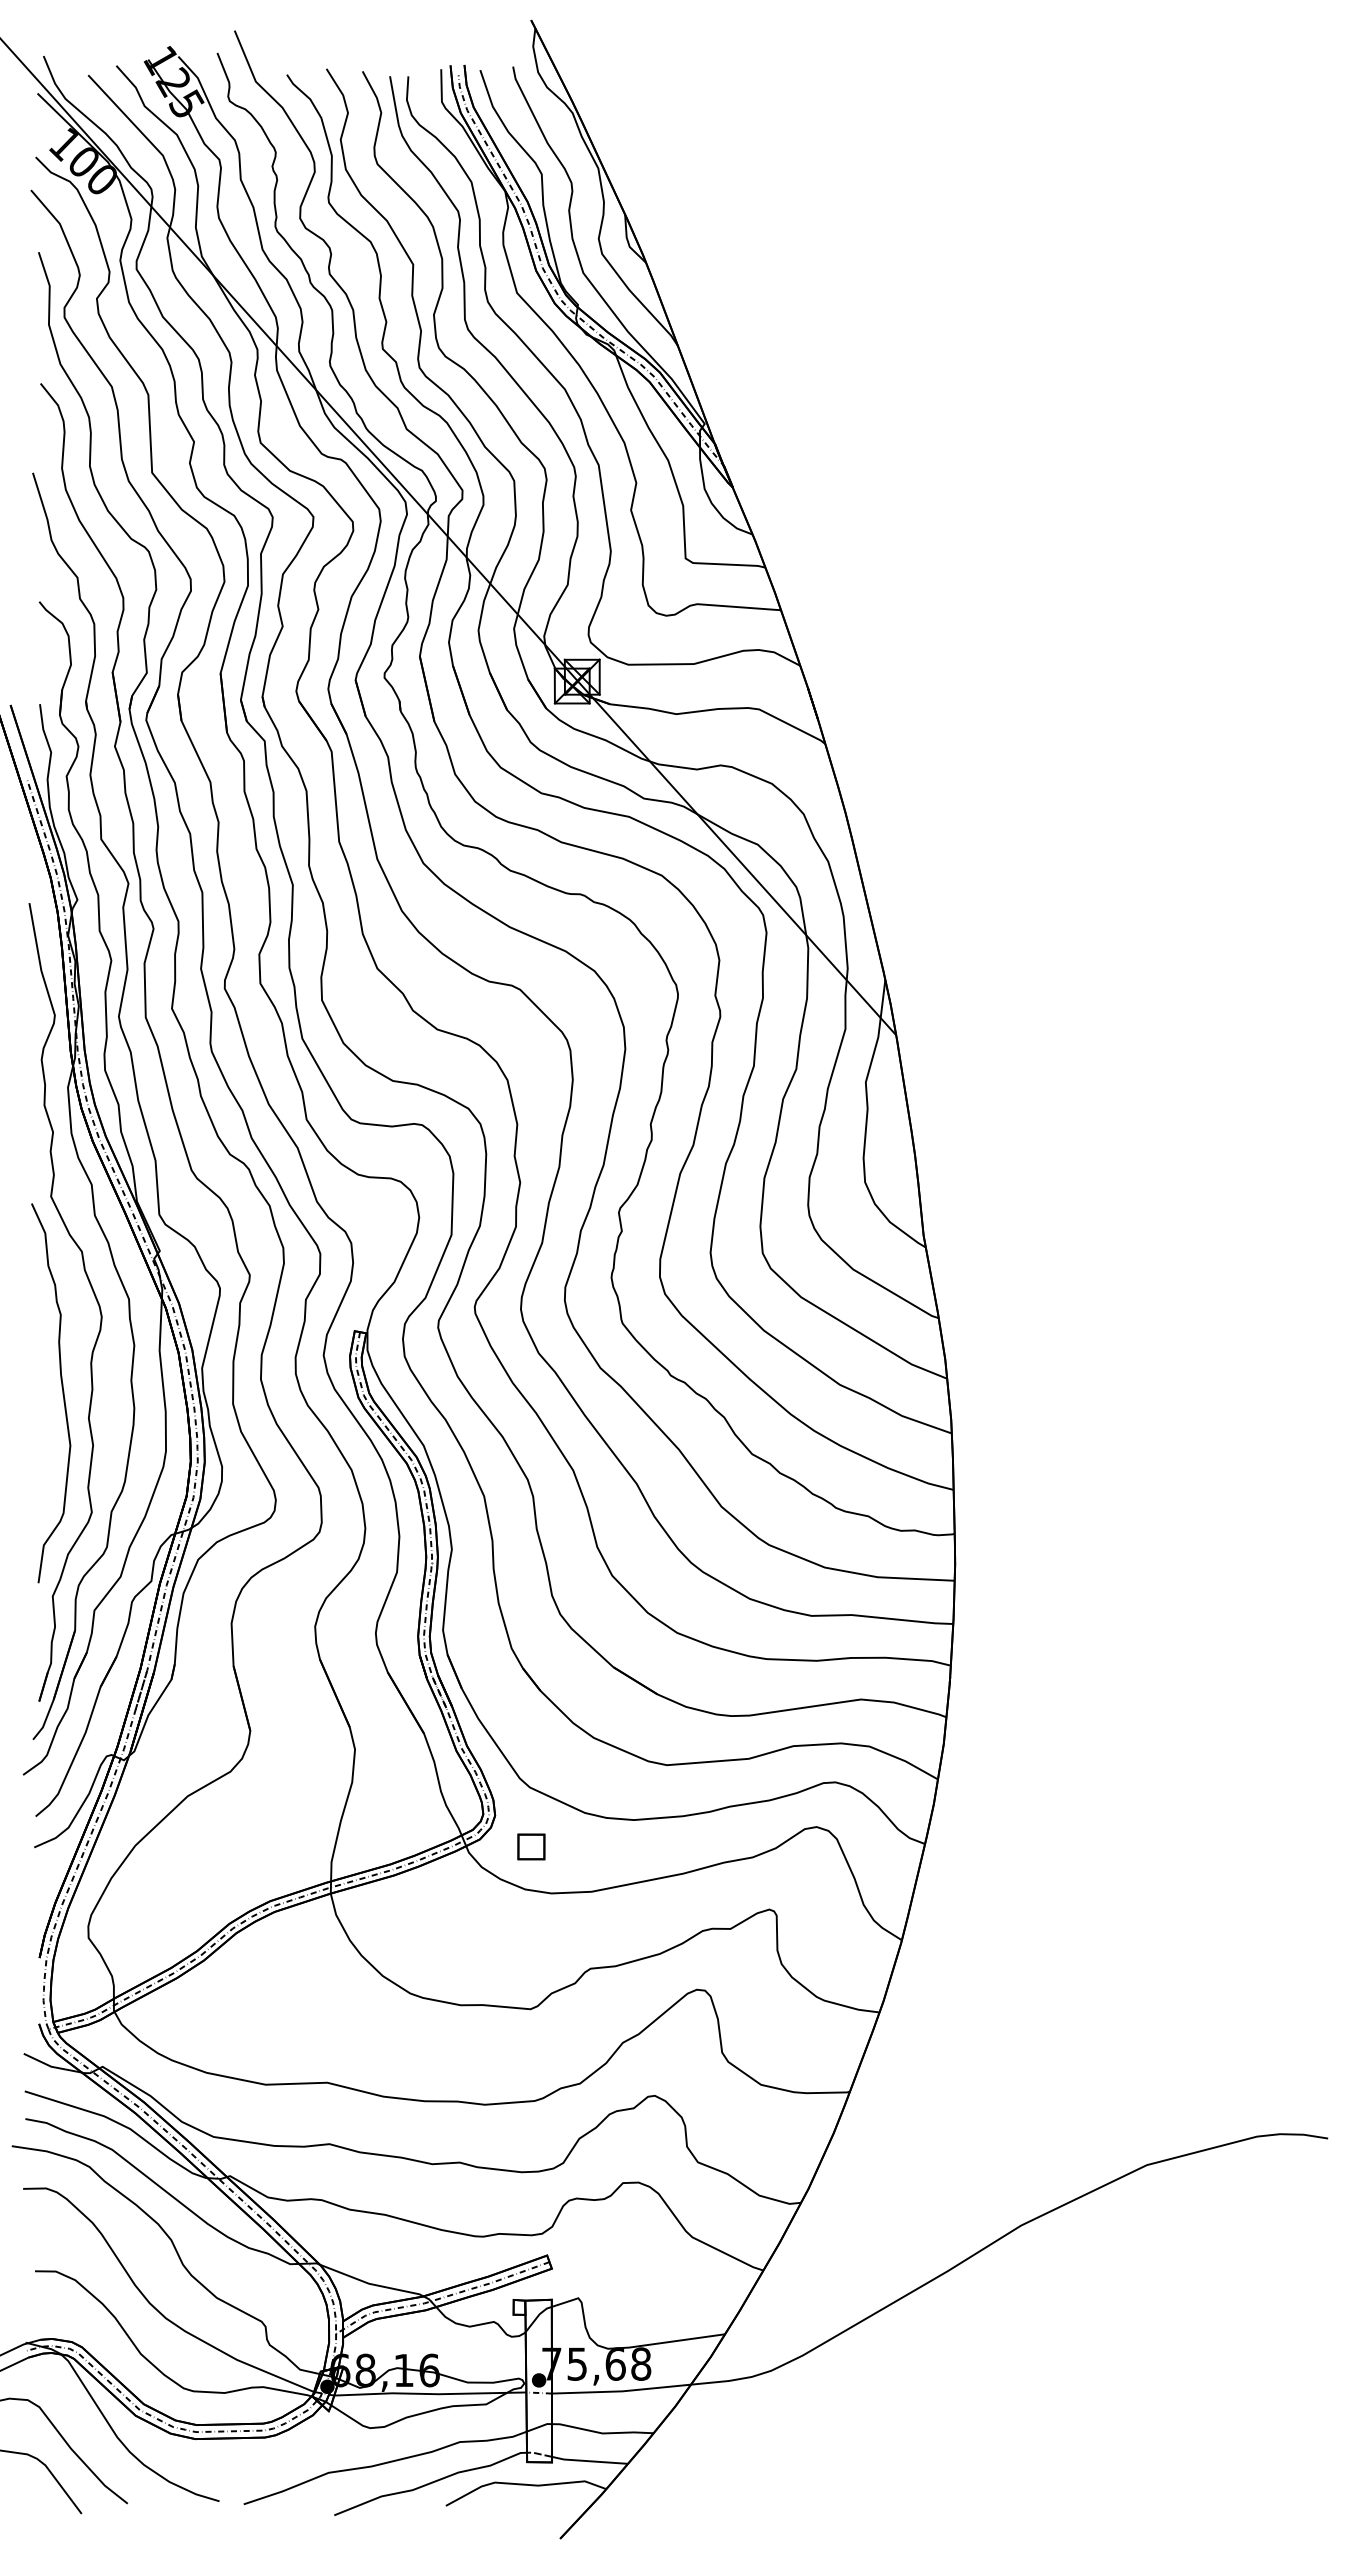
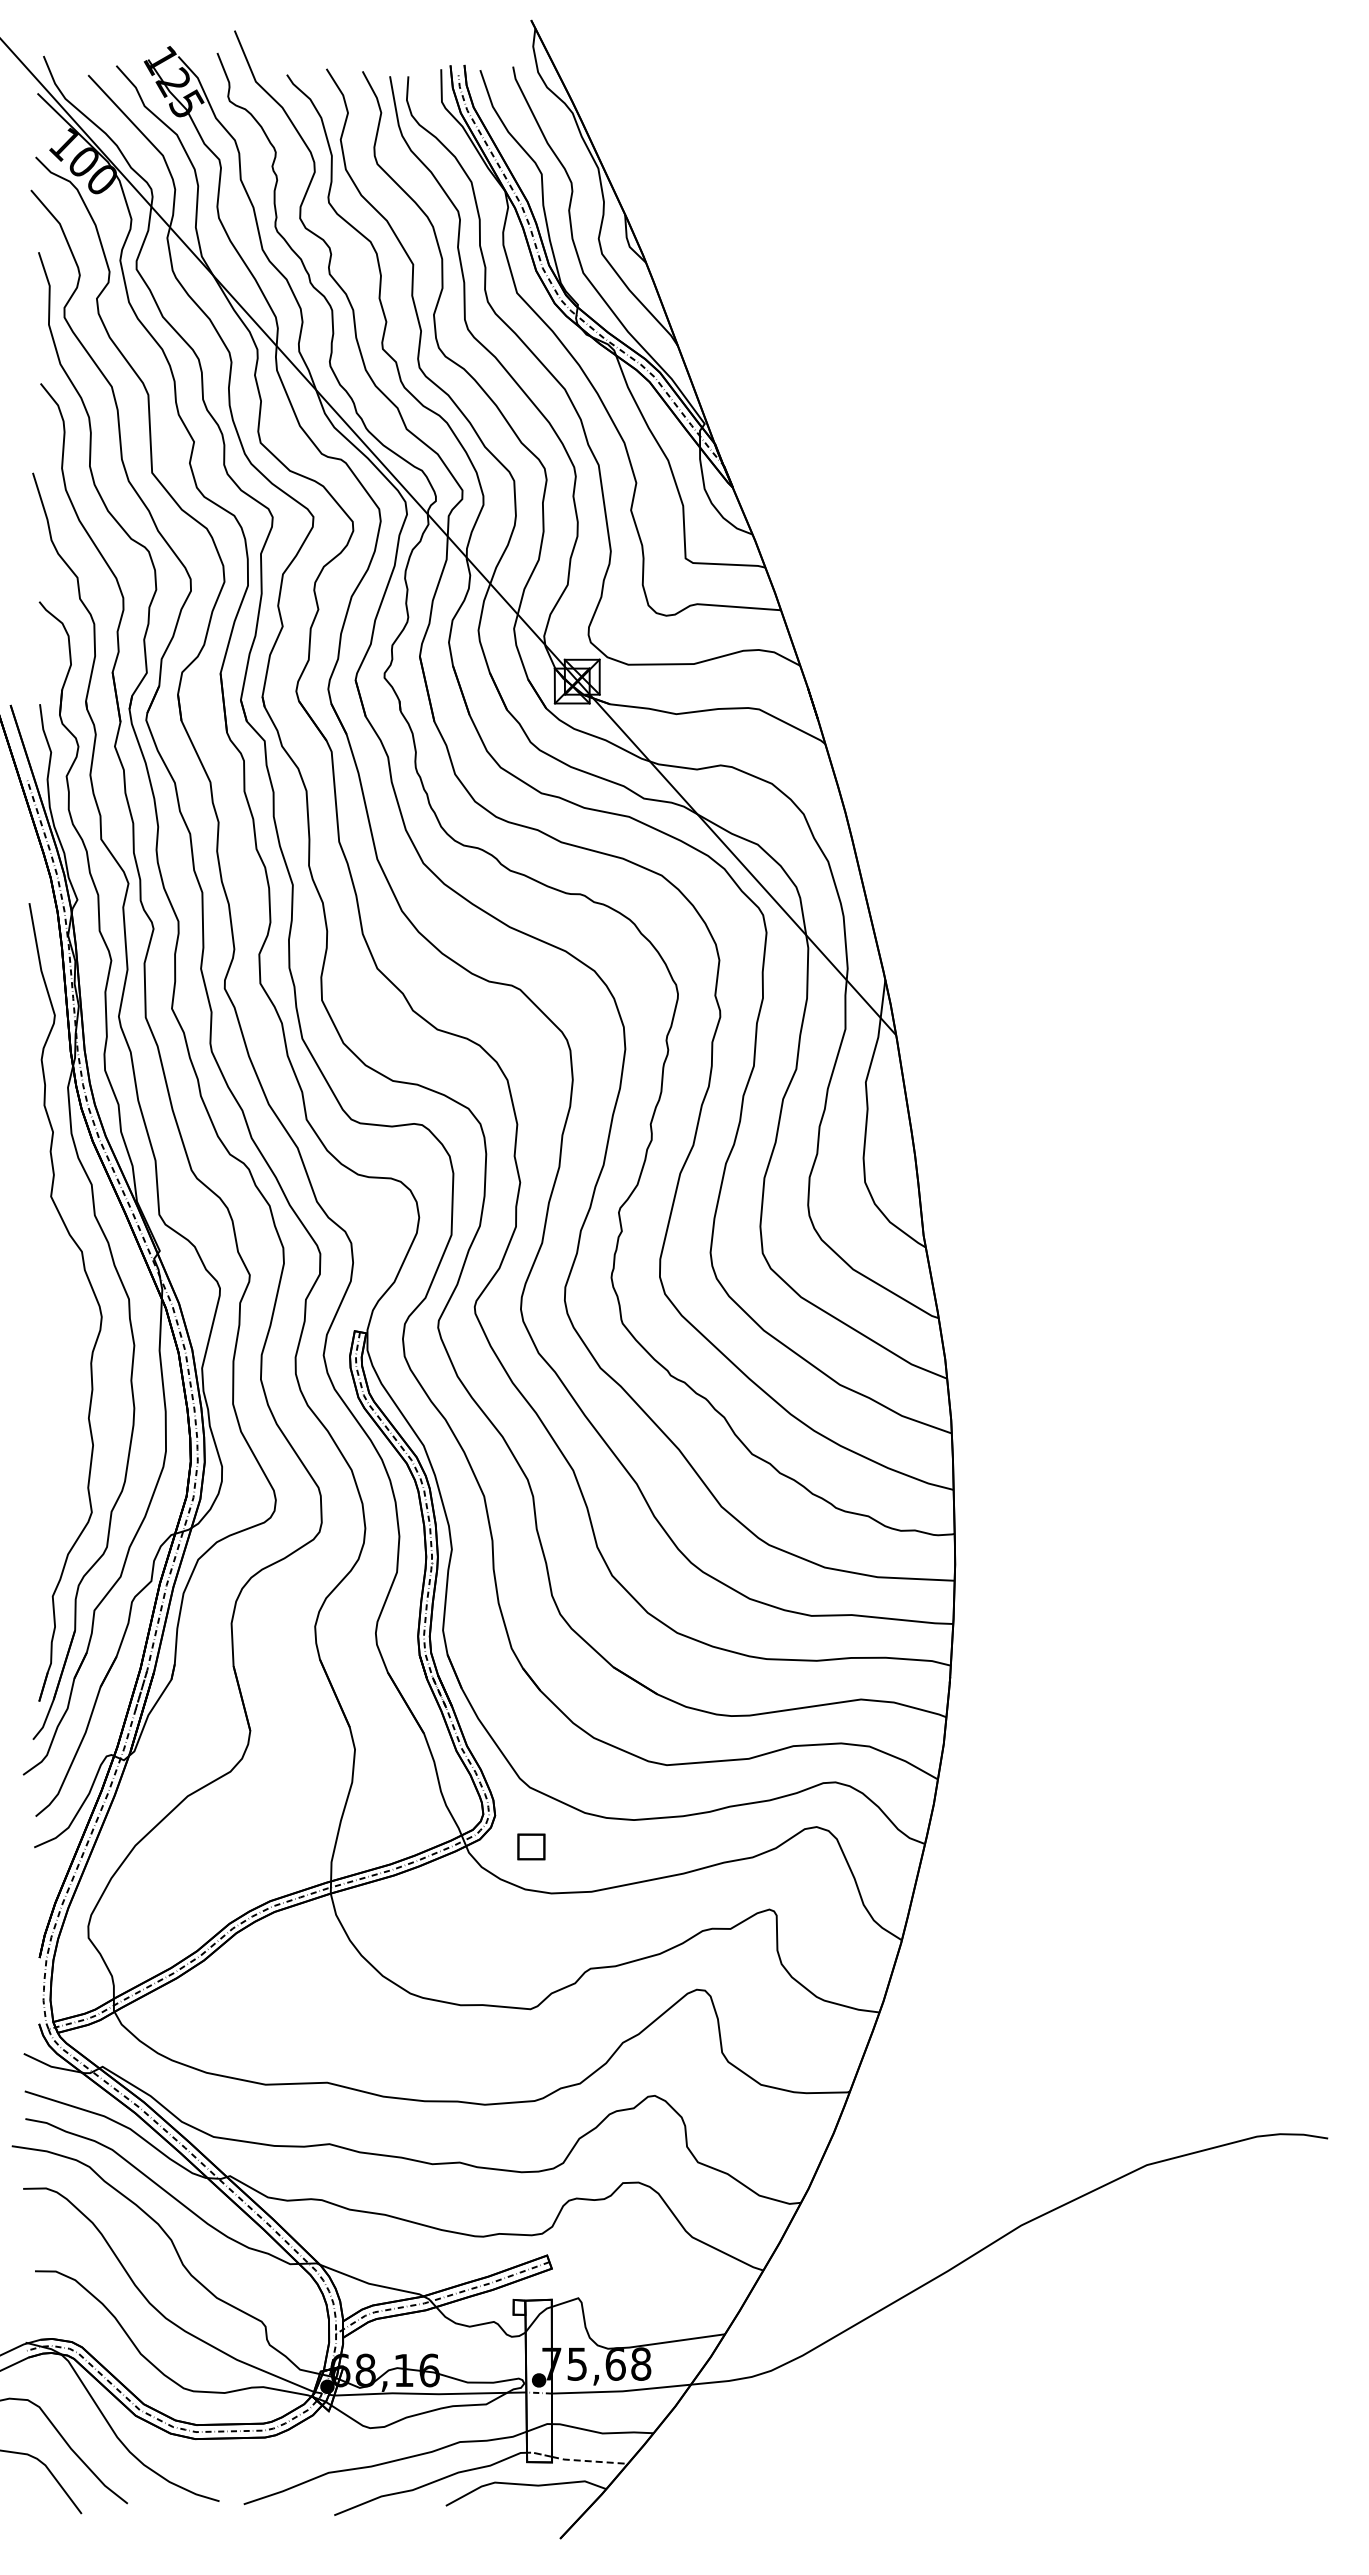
curve: present -> none (62, 1393)
line: solid -> dashed (589, 2461)
